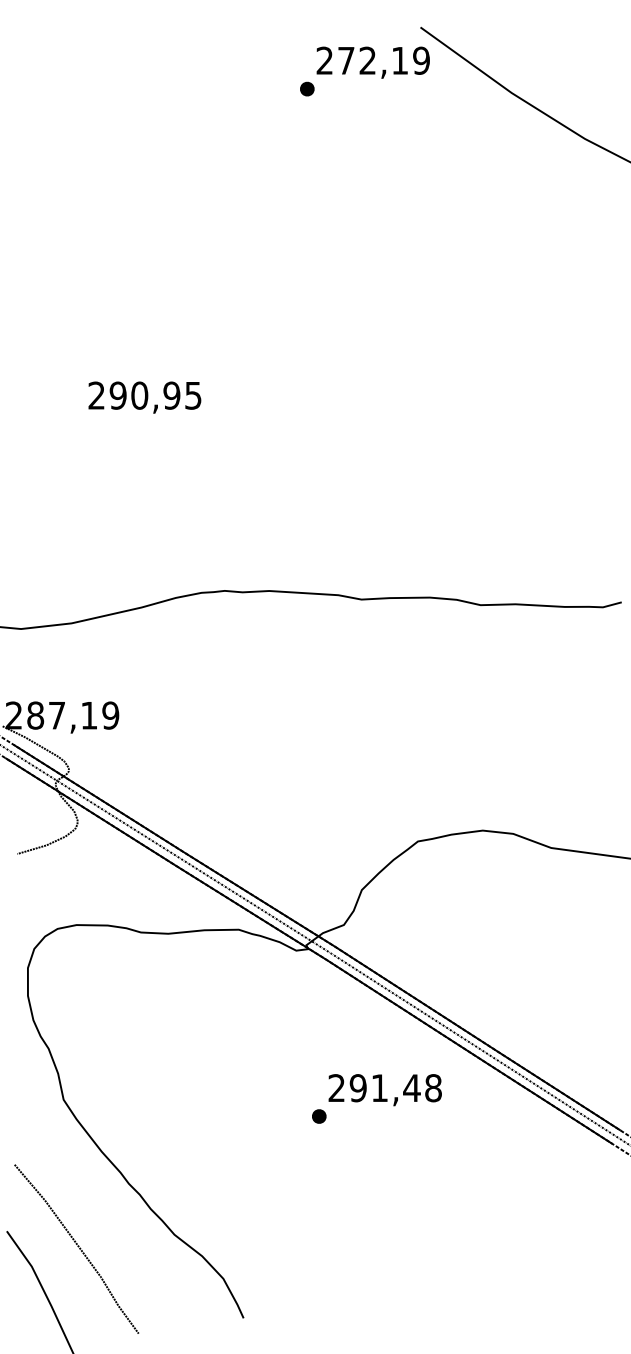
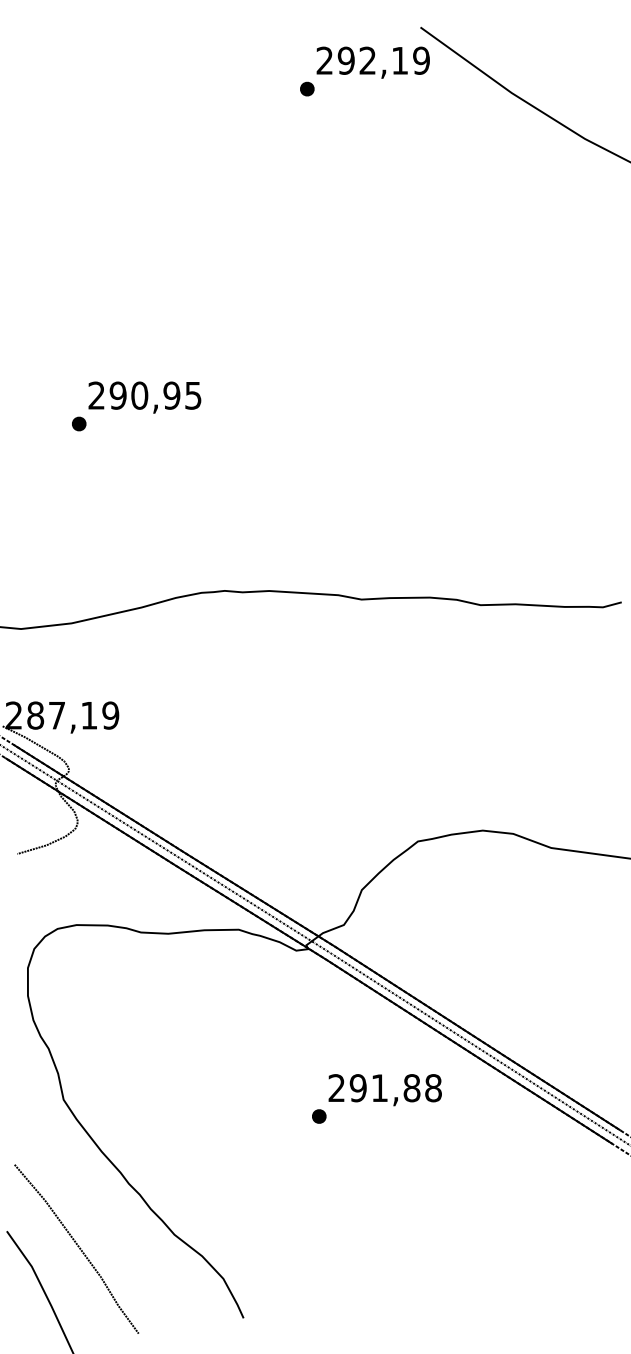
text: 272,19 -> 292,19 (345, 60)
part: none -> present (79, 423)
text: 291,48 -> 291,88 (411, 1088)
